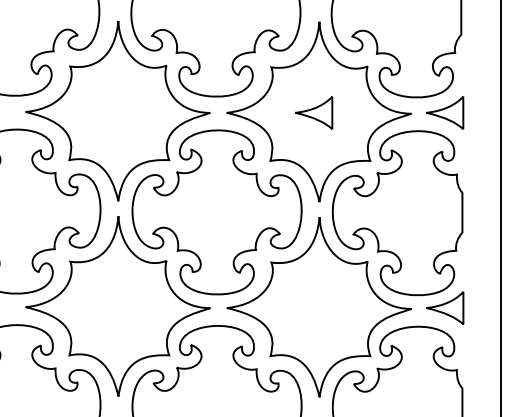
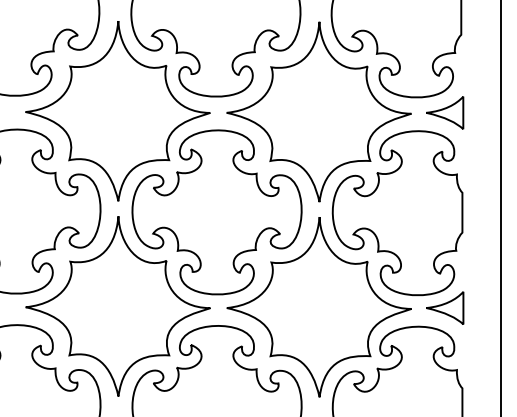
part: present -> none (314, 112)
